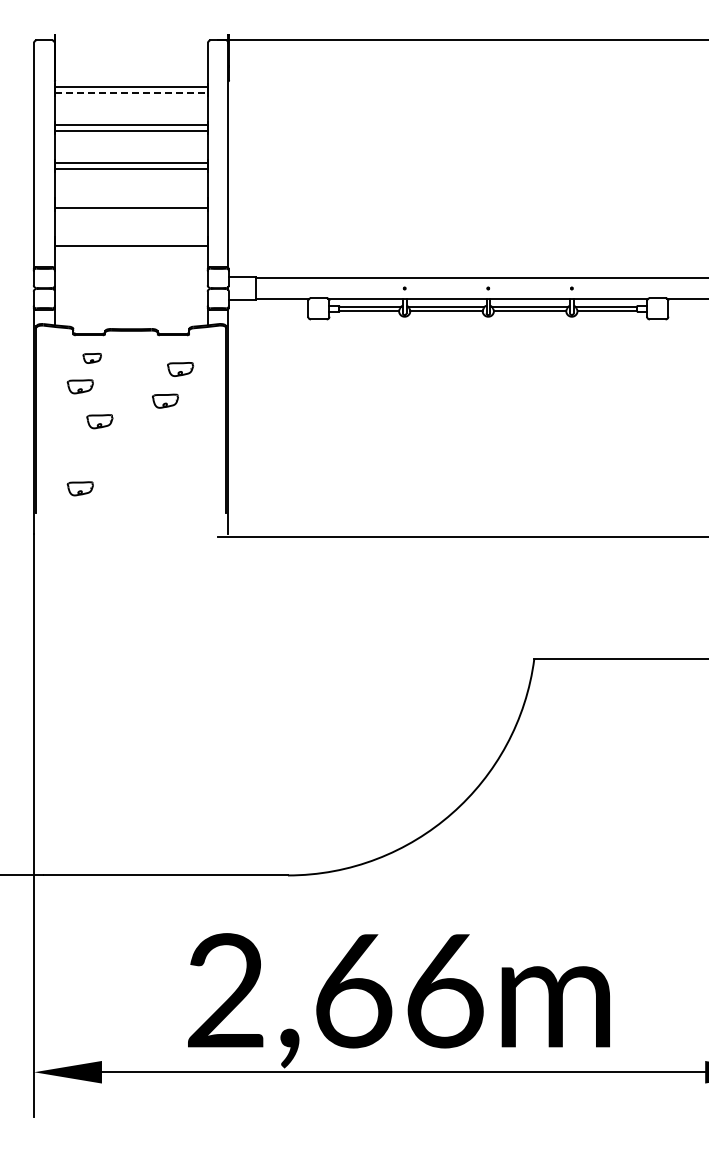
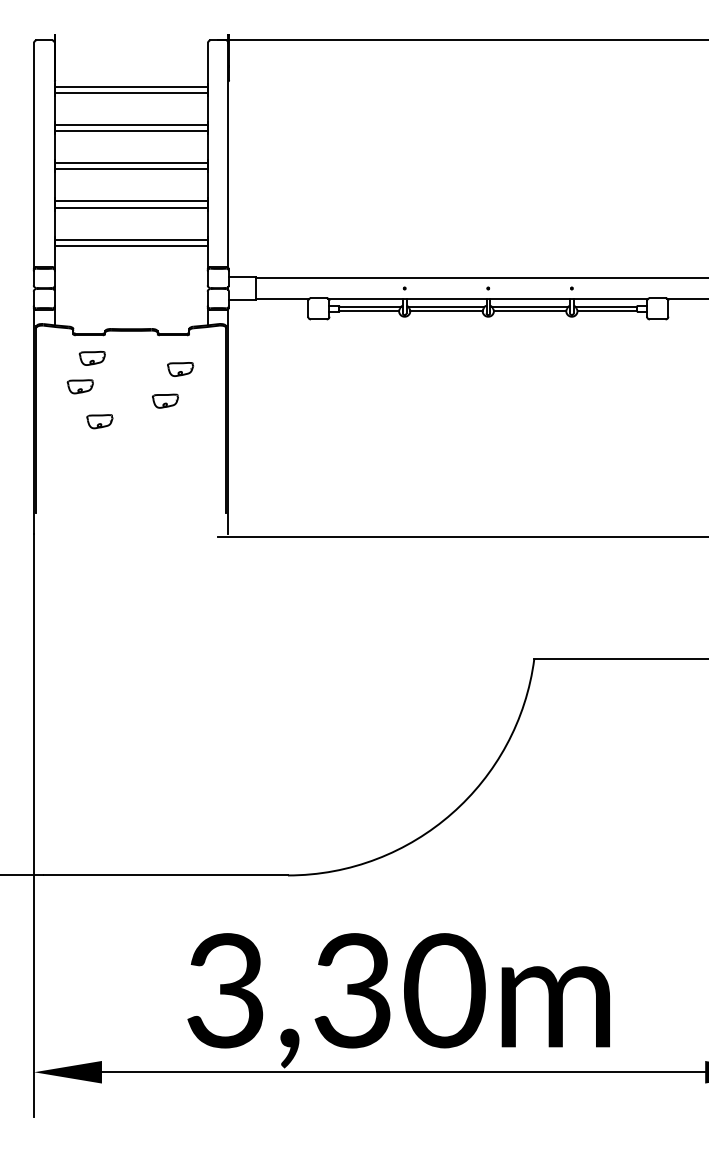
line: dashed -> solid (131, 92)
line: none -> present (130, 201)
line: none -> present (130, 239)
part size: 20x11 px -> 28x15 px (91, 358)
part: present -> none (79, 488)
text: 2,66m -> 3,30m (336, 990)
